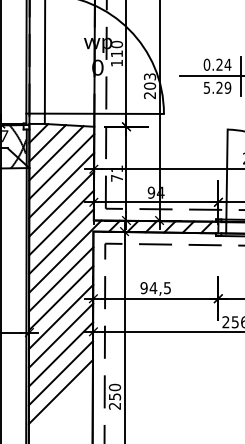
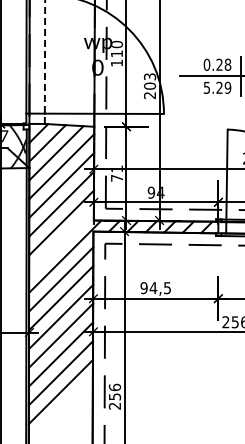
line: solid -> dashed (45, 62)
text: 0.24 -> 0.28 (227, 64)
line: present -> none (61, 241)
text: 250 -> 256 (114, 386)
